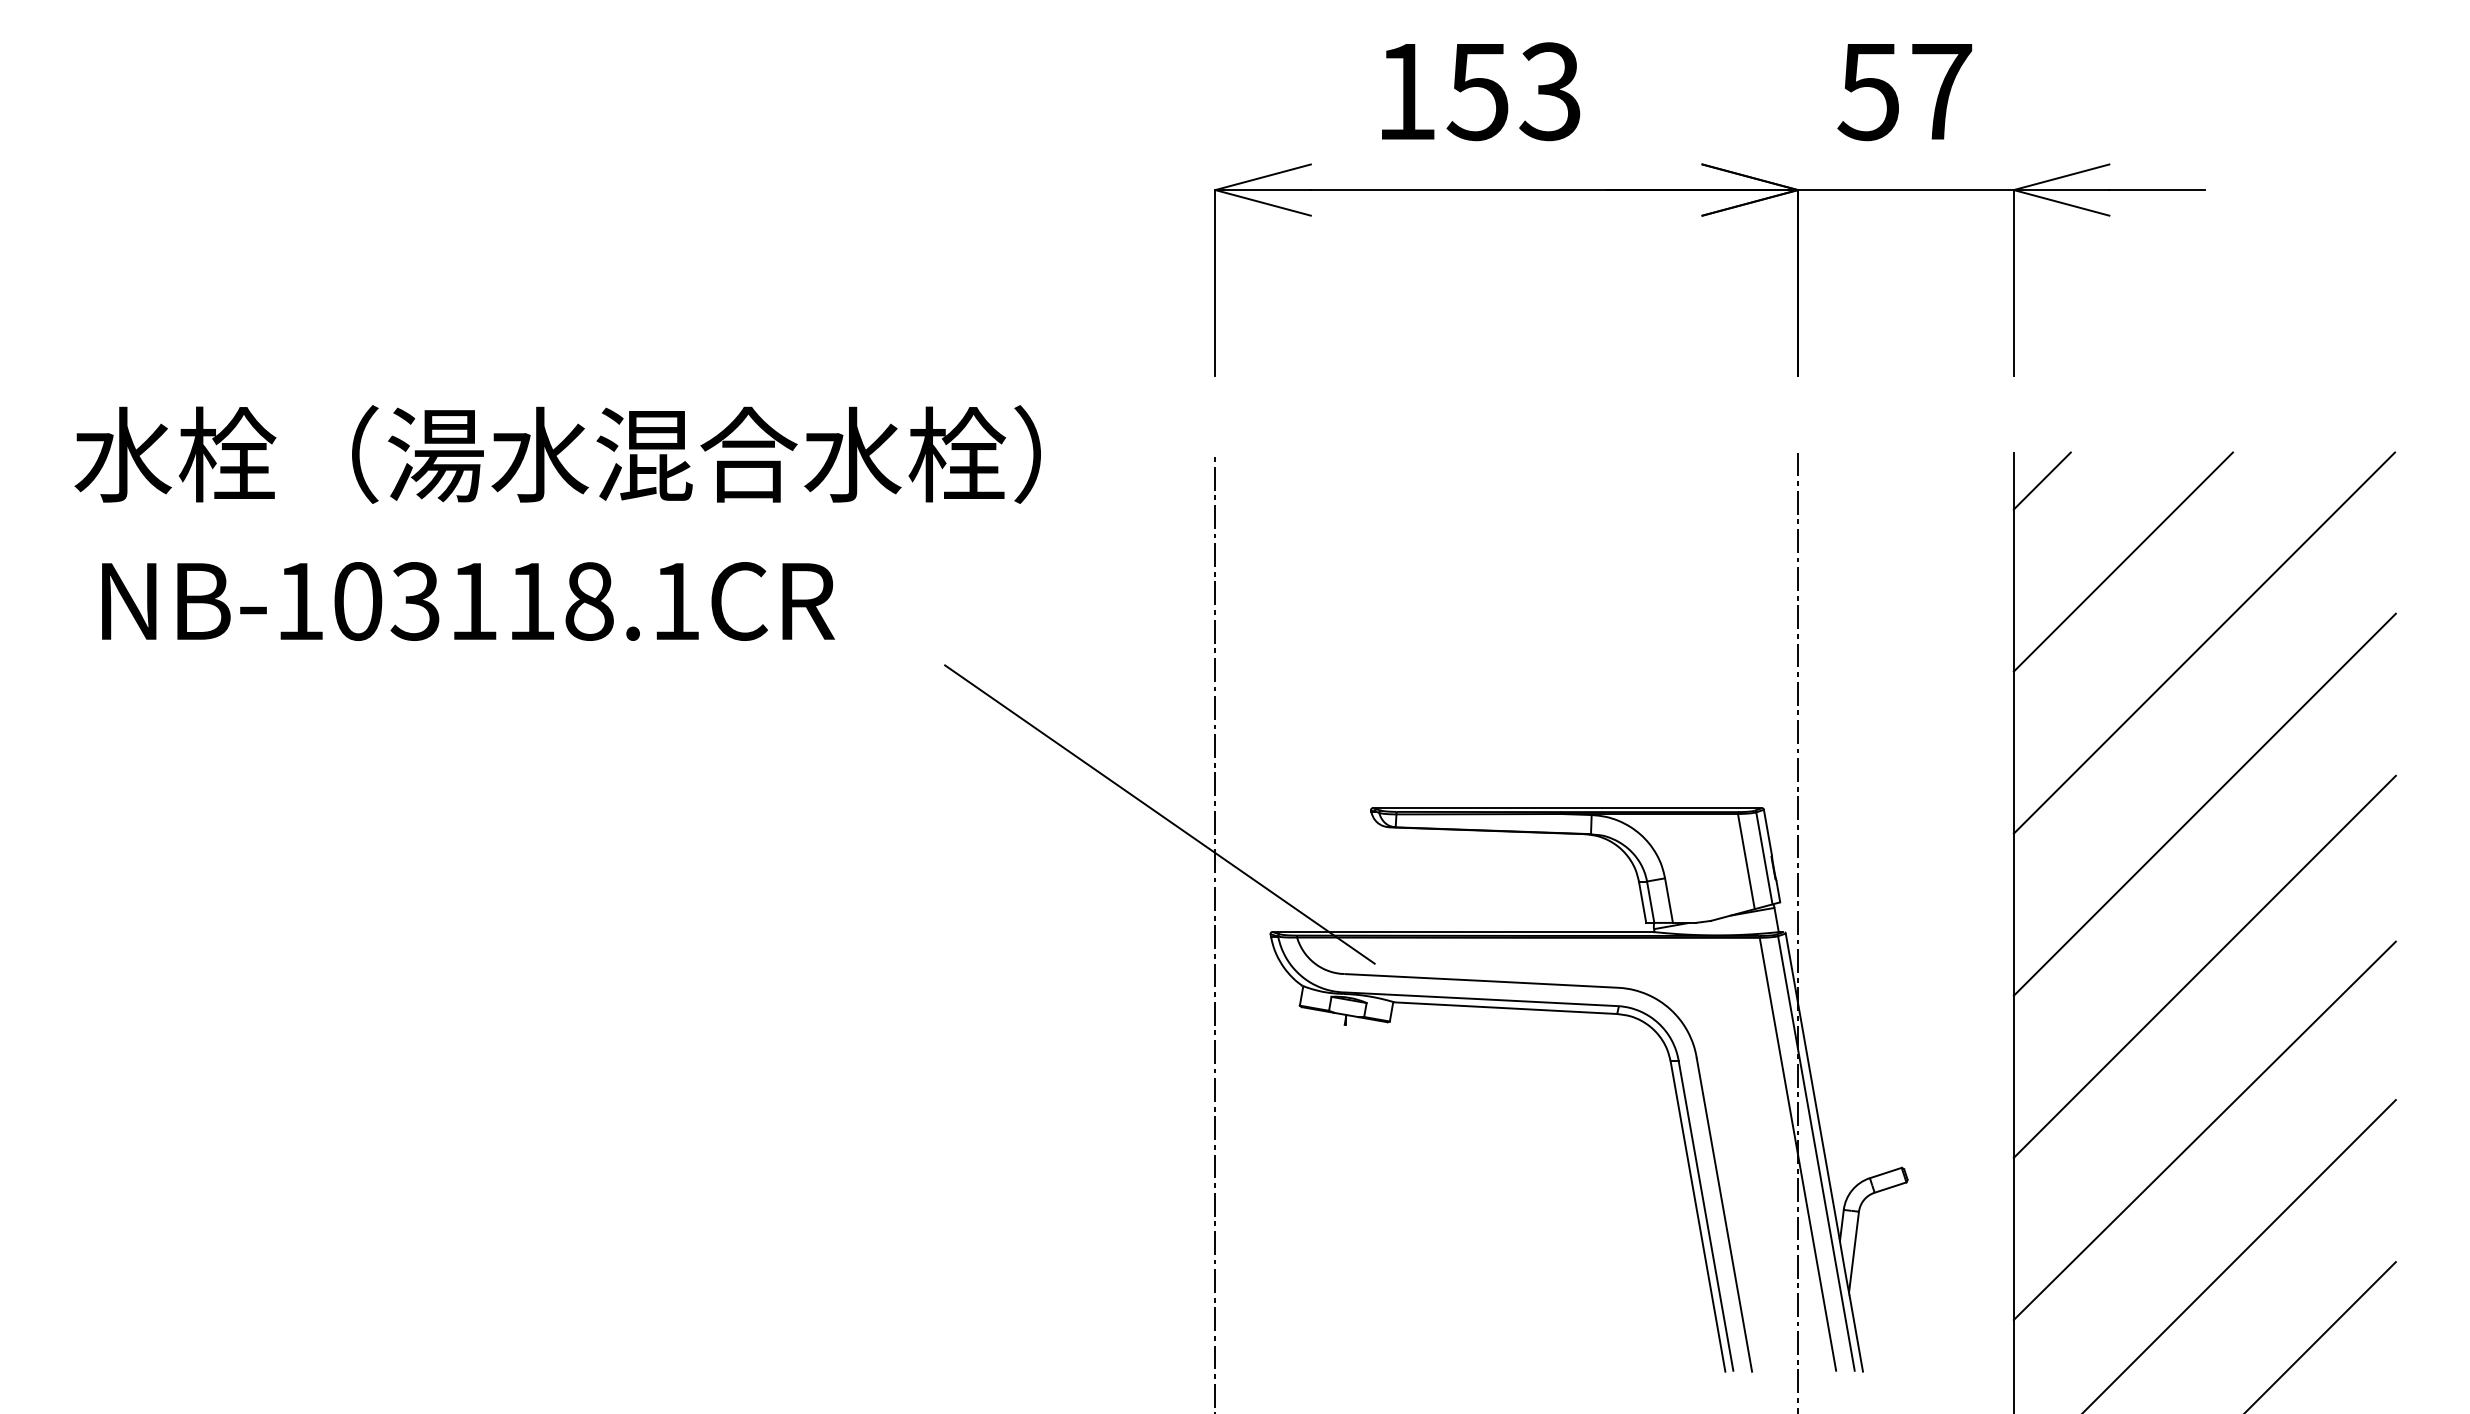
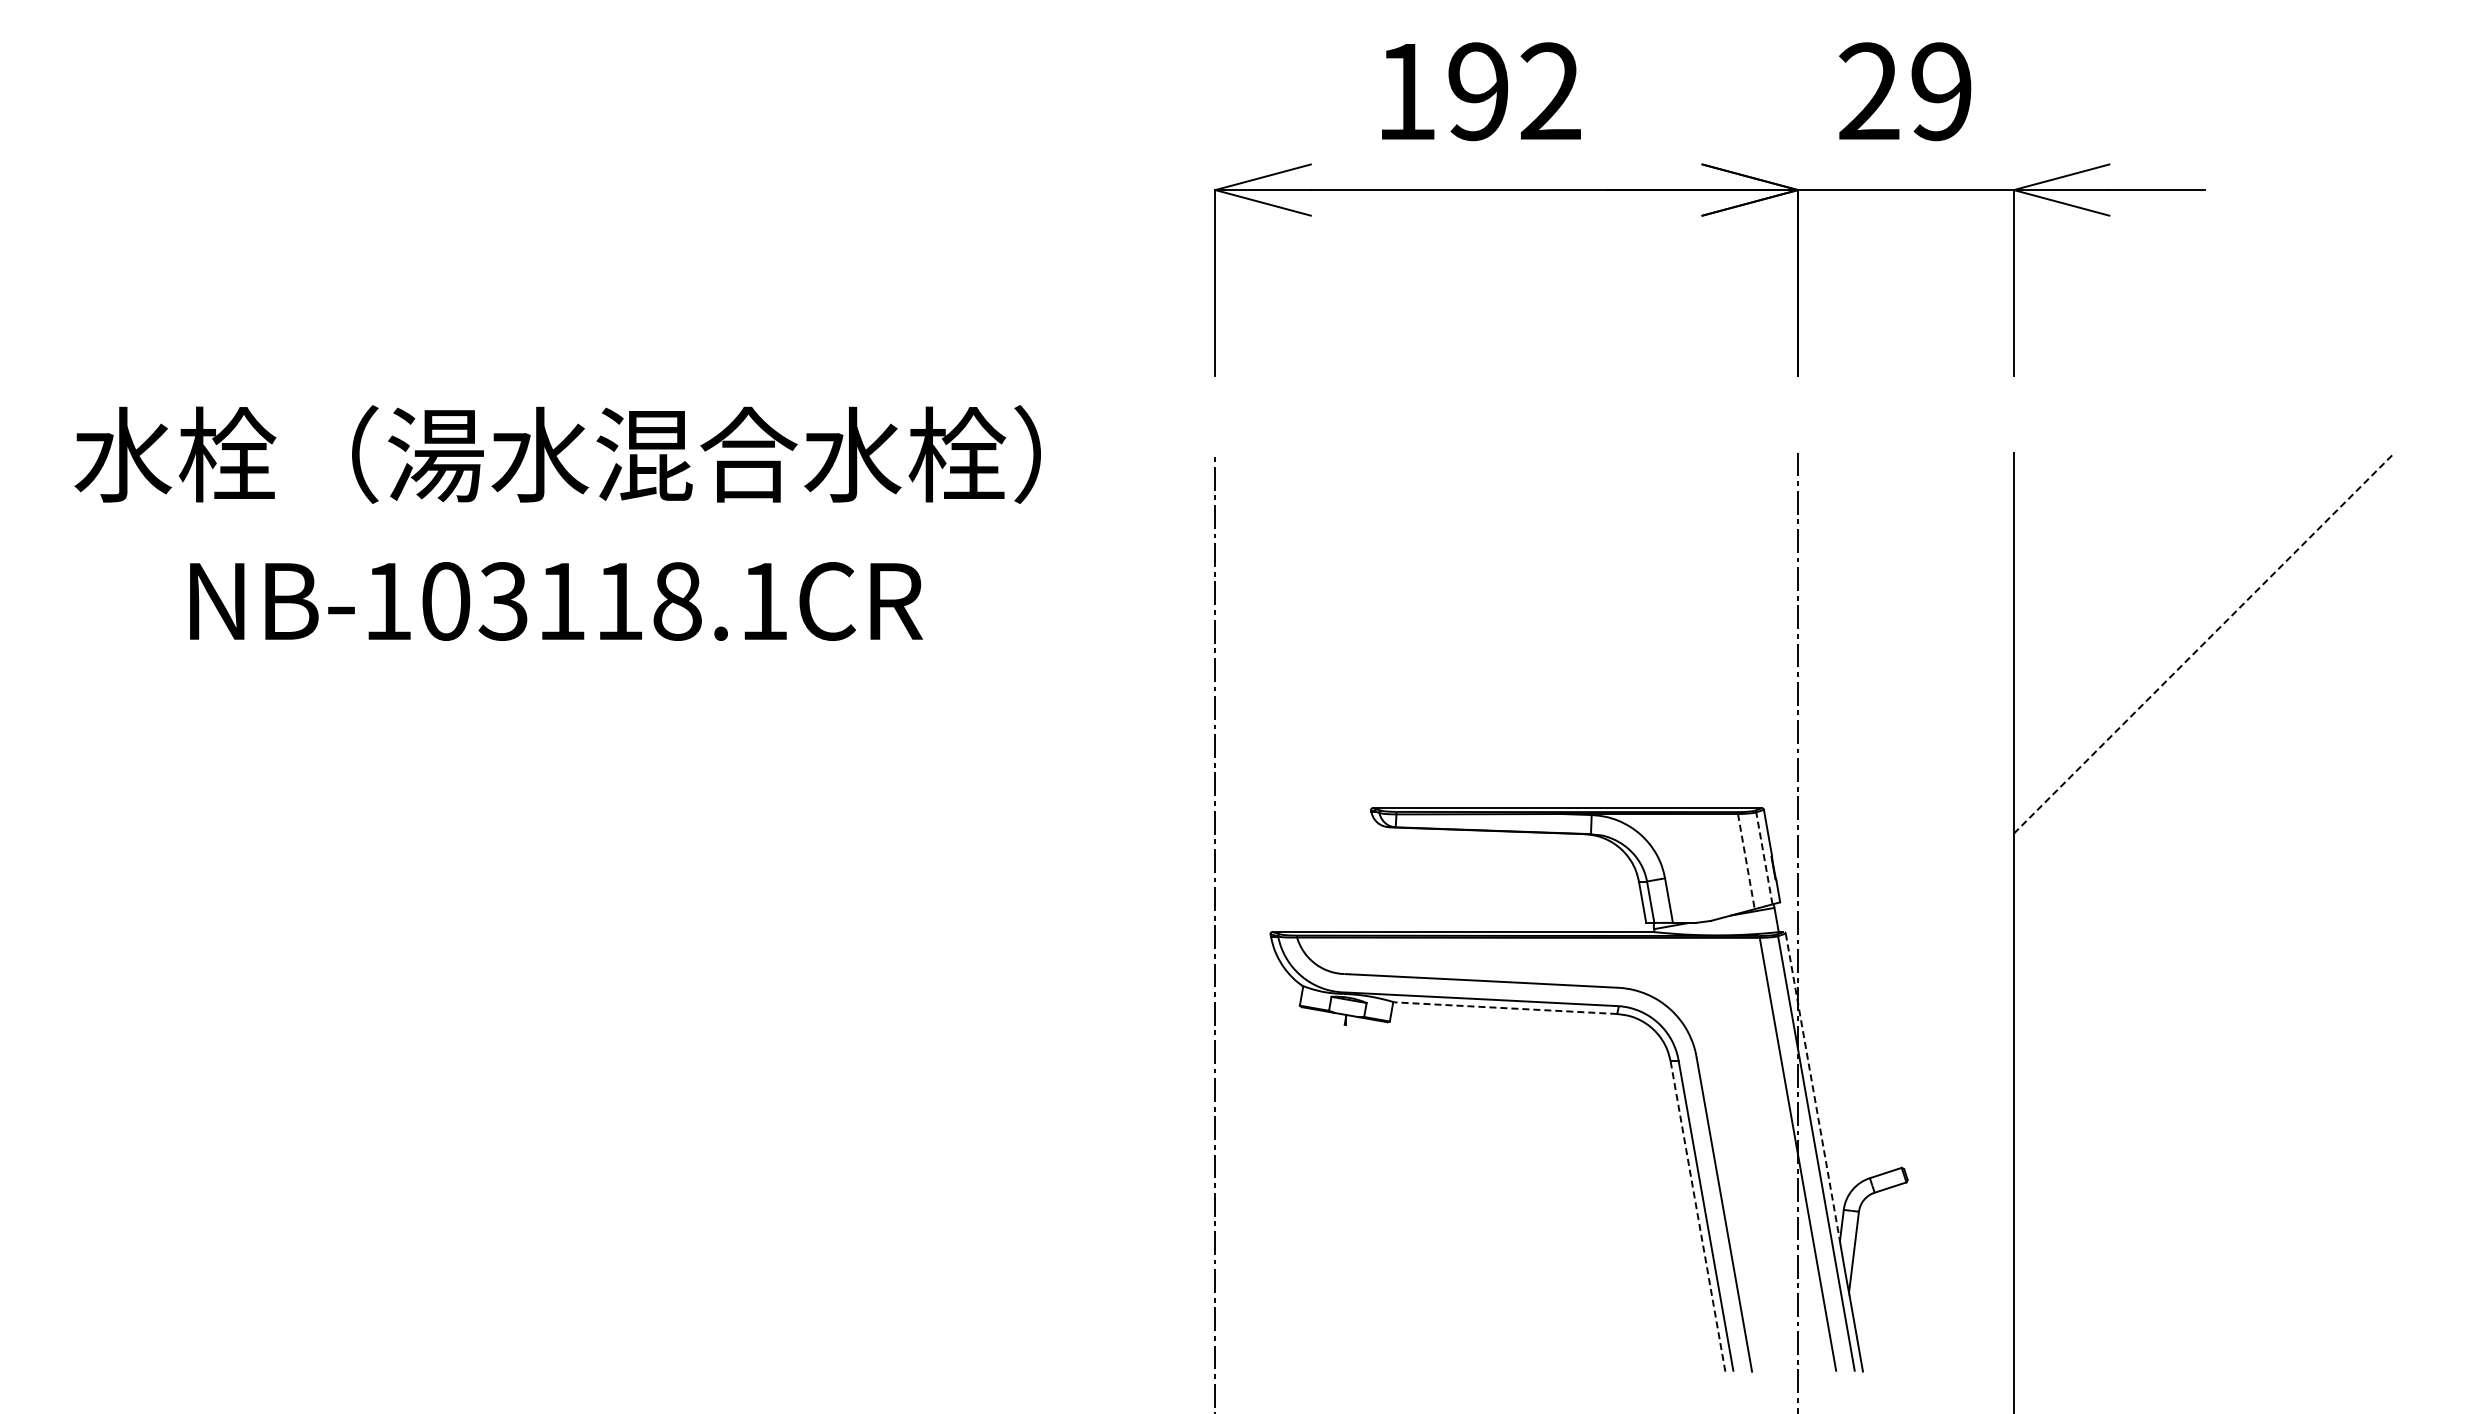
text: 153 -> 192 (1513, 91)
text: 57 -> 29 (1904, 91)
line: present -> none (2041, 480)
line: present -> none (2122, 561)
text position: (468, 601) -> (556, 601) (556, 601)
line: solid -> dashed (2204, 643)
line: present -> none (2204, 804)
line: present -> none (1159, 814)
line: solid -> dashed (1764, 858)
line: solid -> dashed (1746, 862)
line: present -> none (2204, 966)
line: solid -> dashed (1505, 1008)
line: solid -> dashed (1812, 1086)
line: present -> none (2204, 1130)
line: solid -> dashed (1698, 1216)
line: present -> none (2240, 1255)
line: present -> none (2321, 1336)
